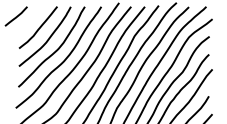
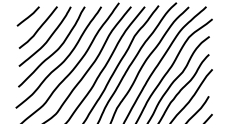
line position: (15, 16) -> (27, 16) (27, 16)
